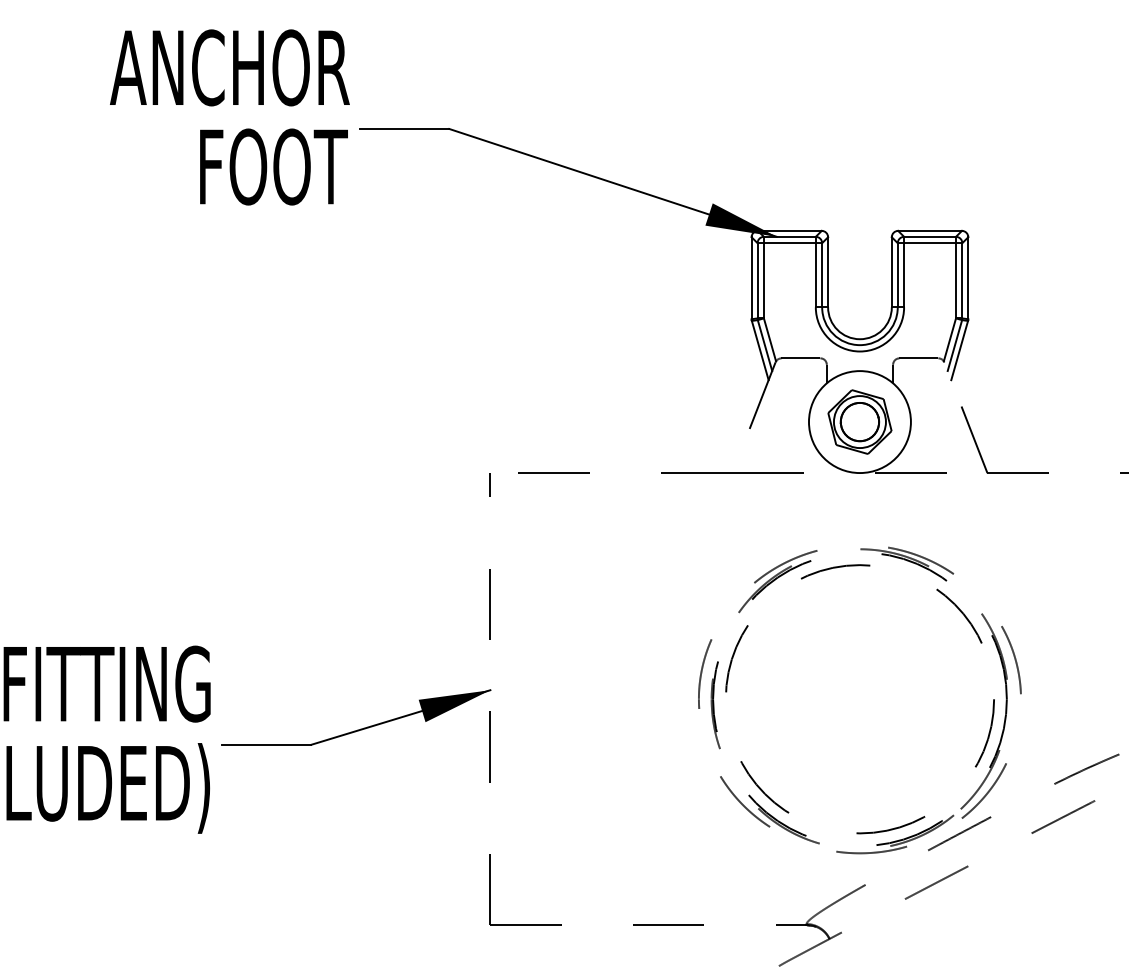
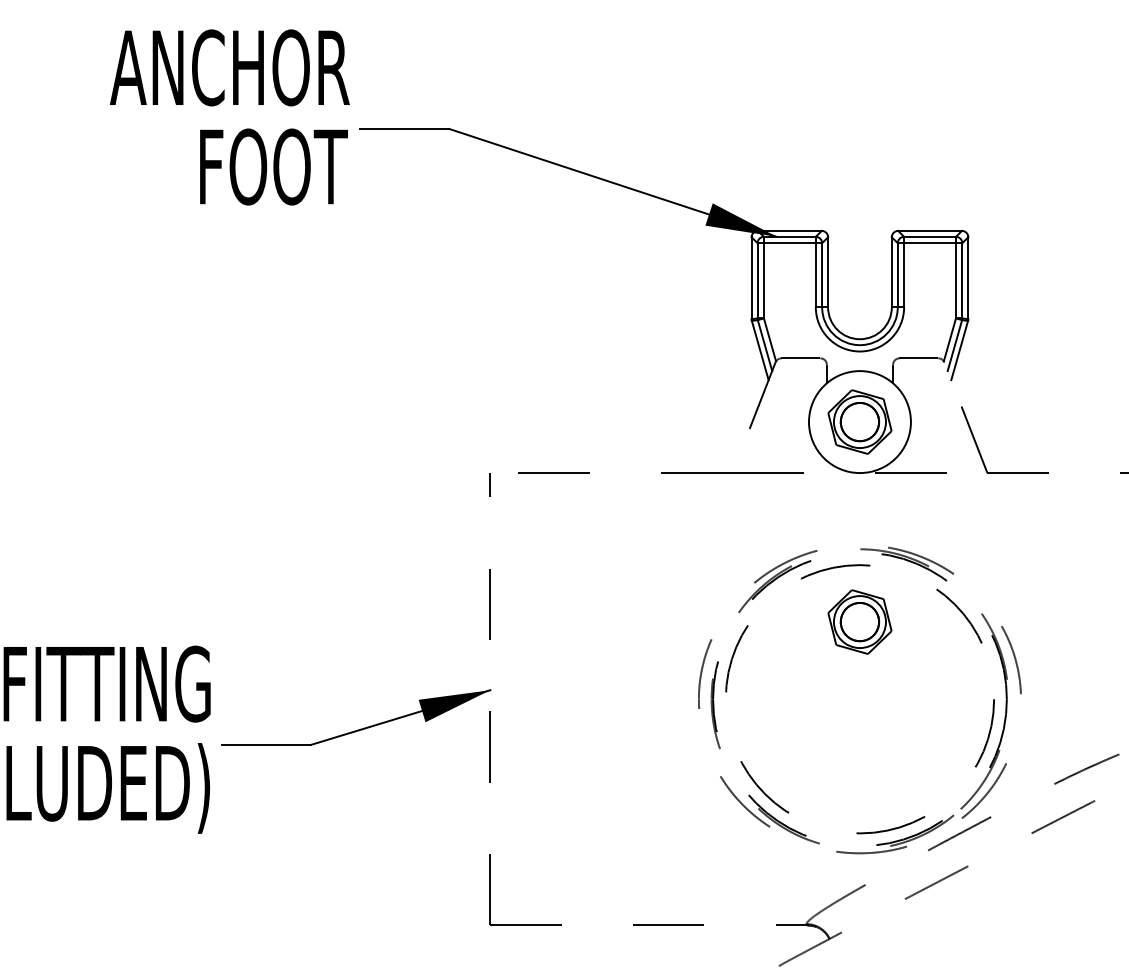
part: none -> present (859, 621)
